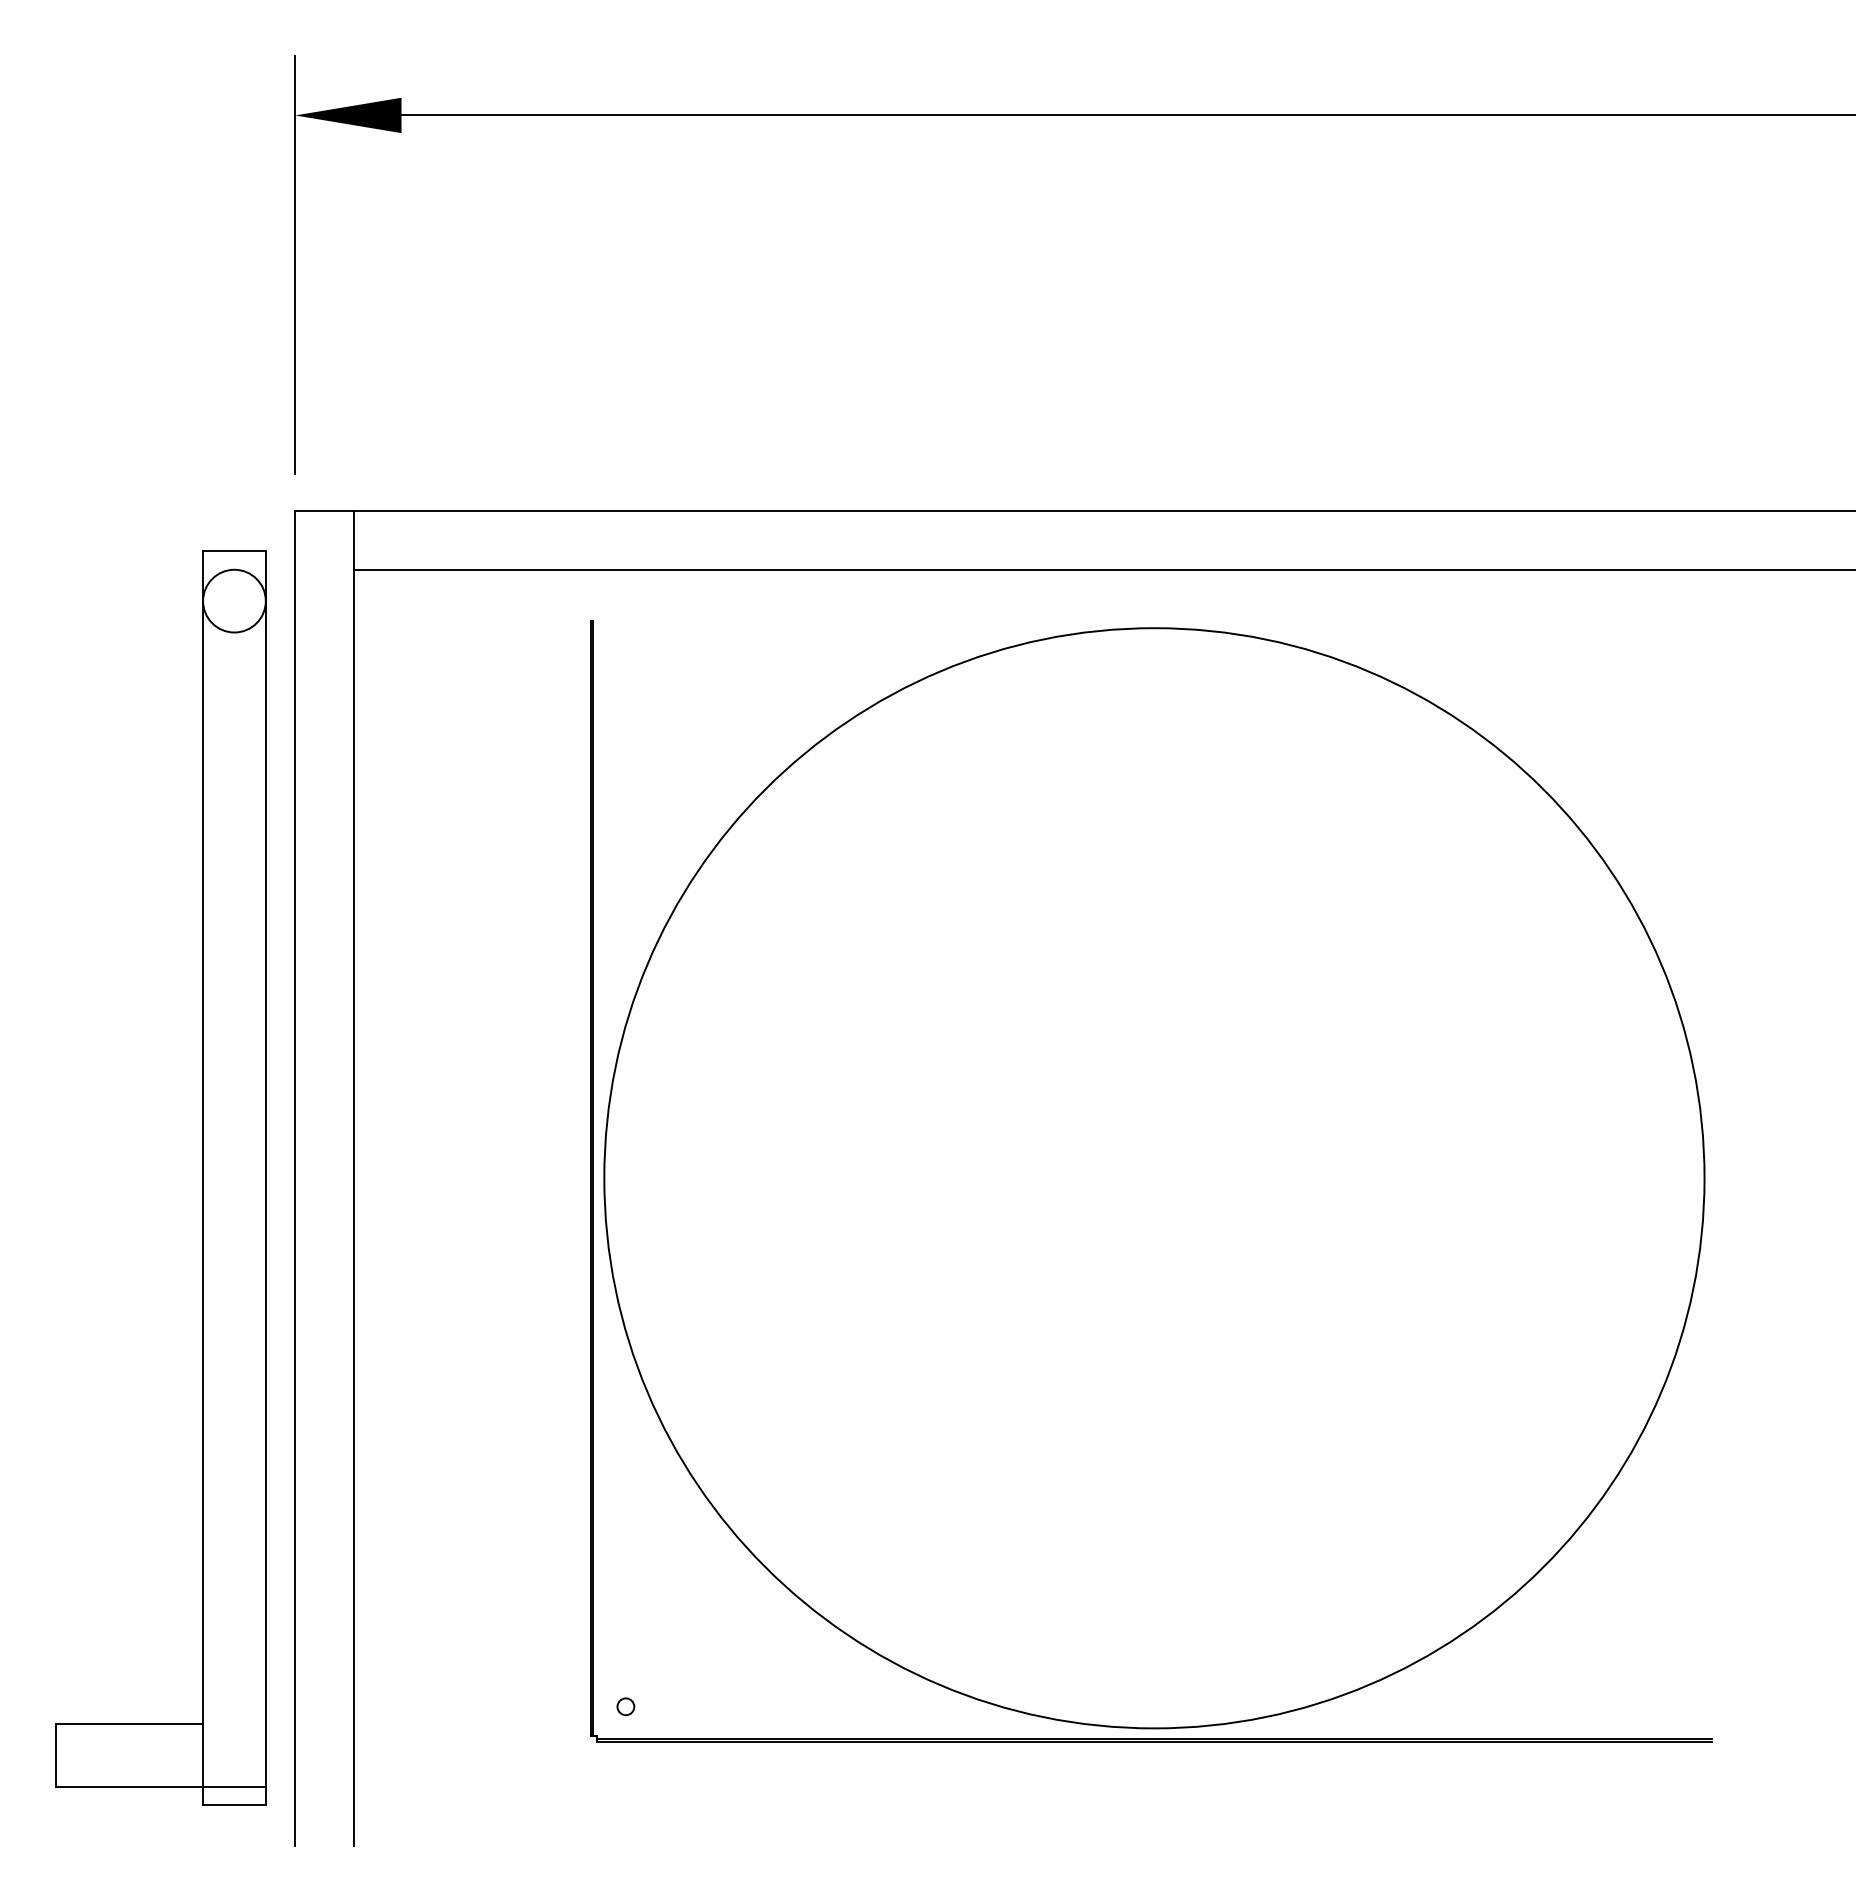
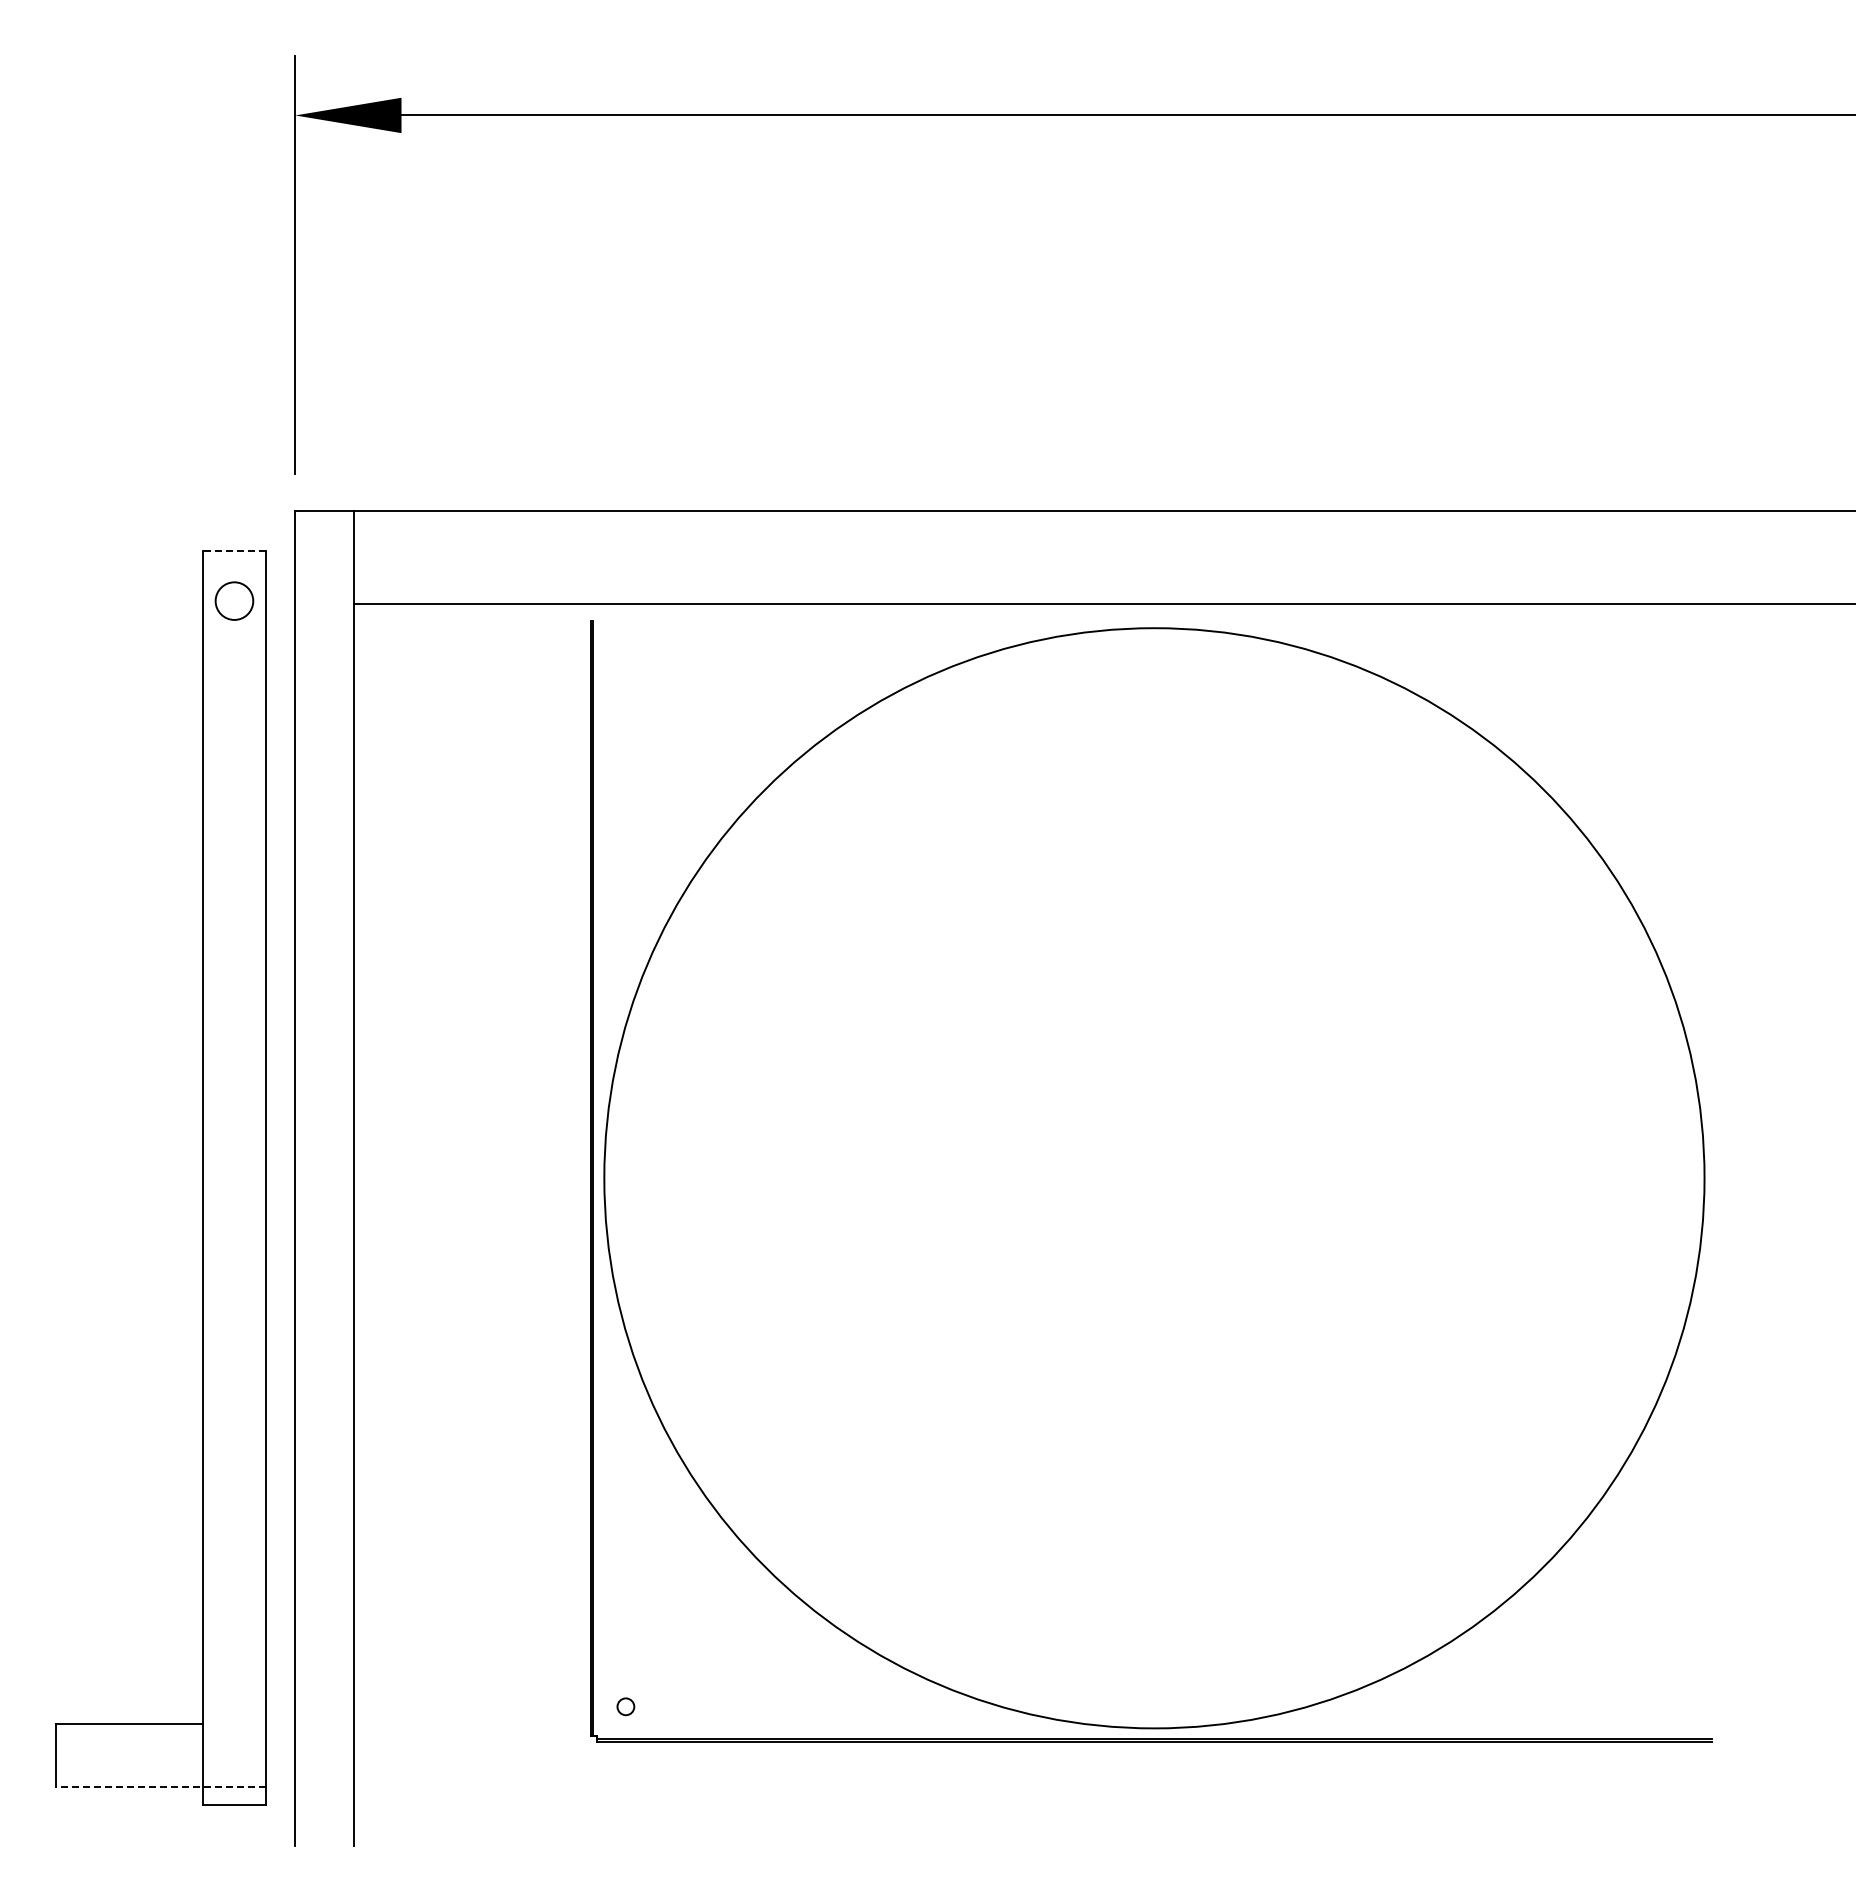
line: solid -> dashed (233, 551)
line position: (1103, 569) -> (1103, 603) (1103, 603)
circle diameter: 63 px -> 38 px (234, 600)
line: solid -> dashed (160, 1786)
